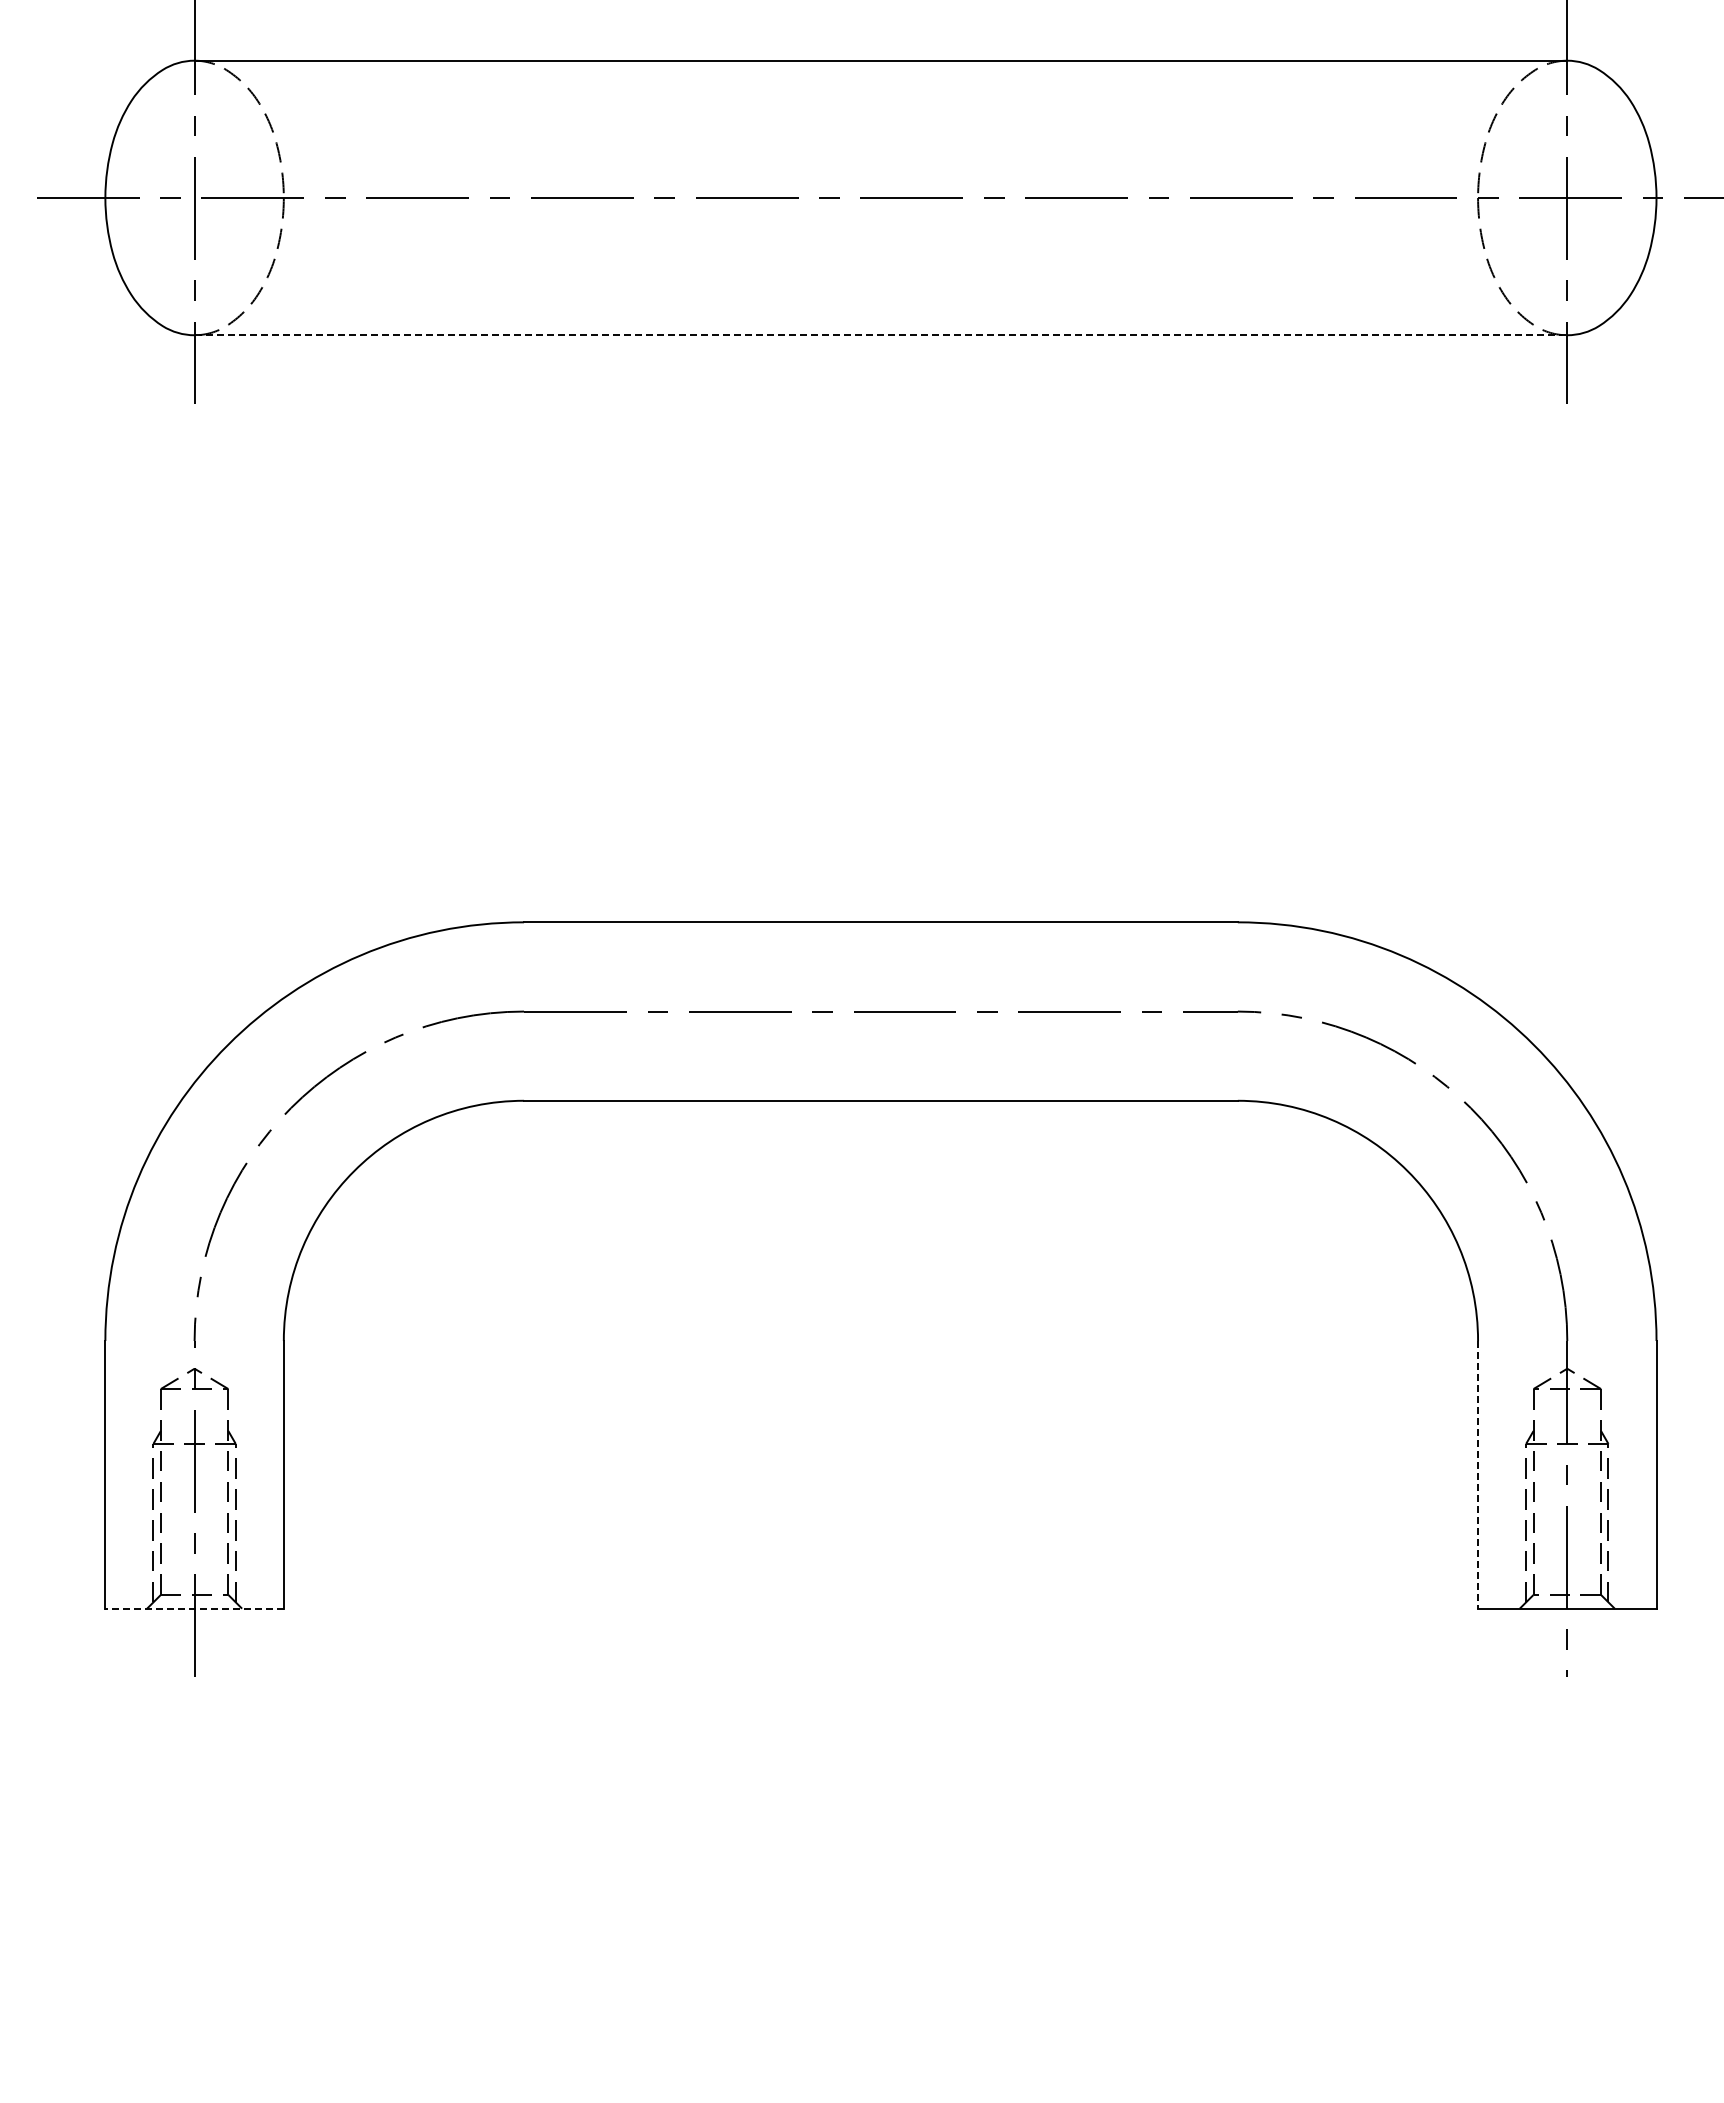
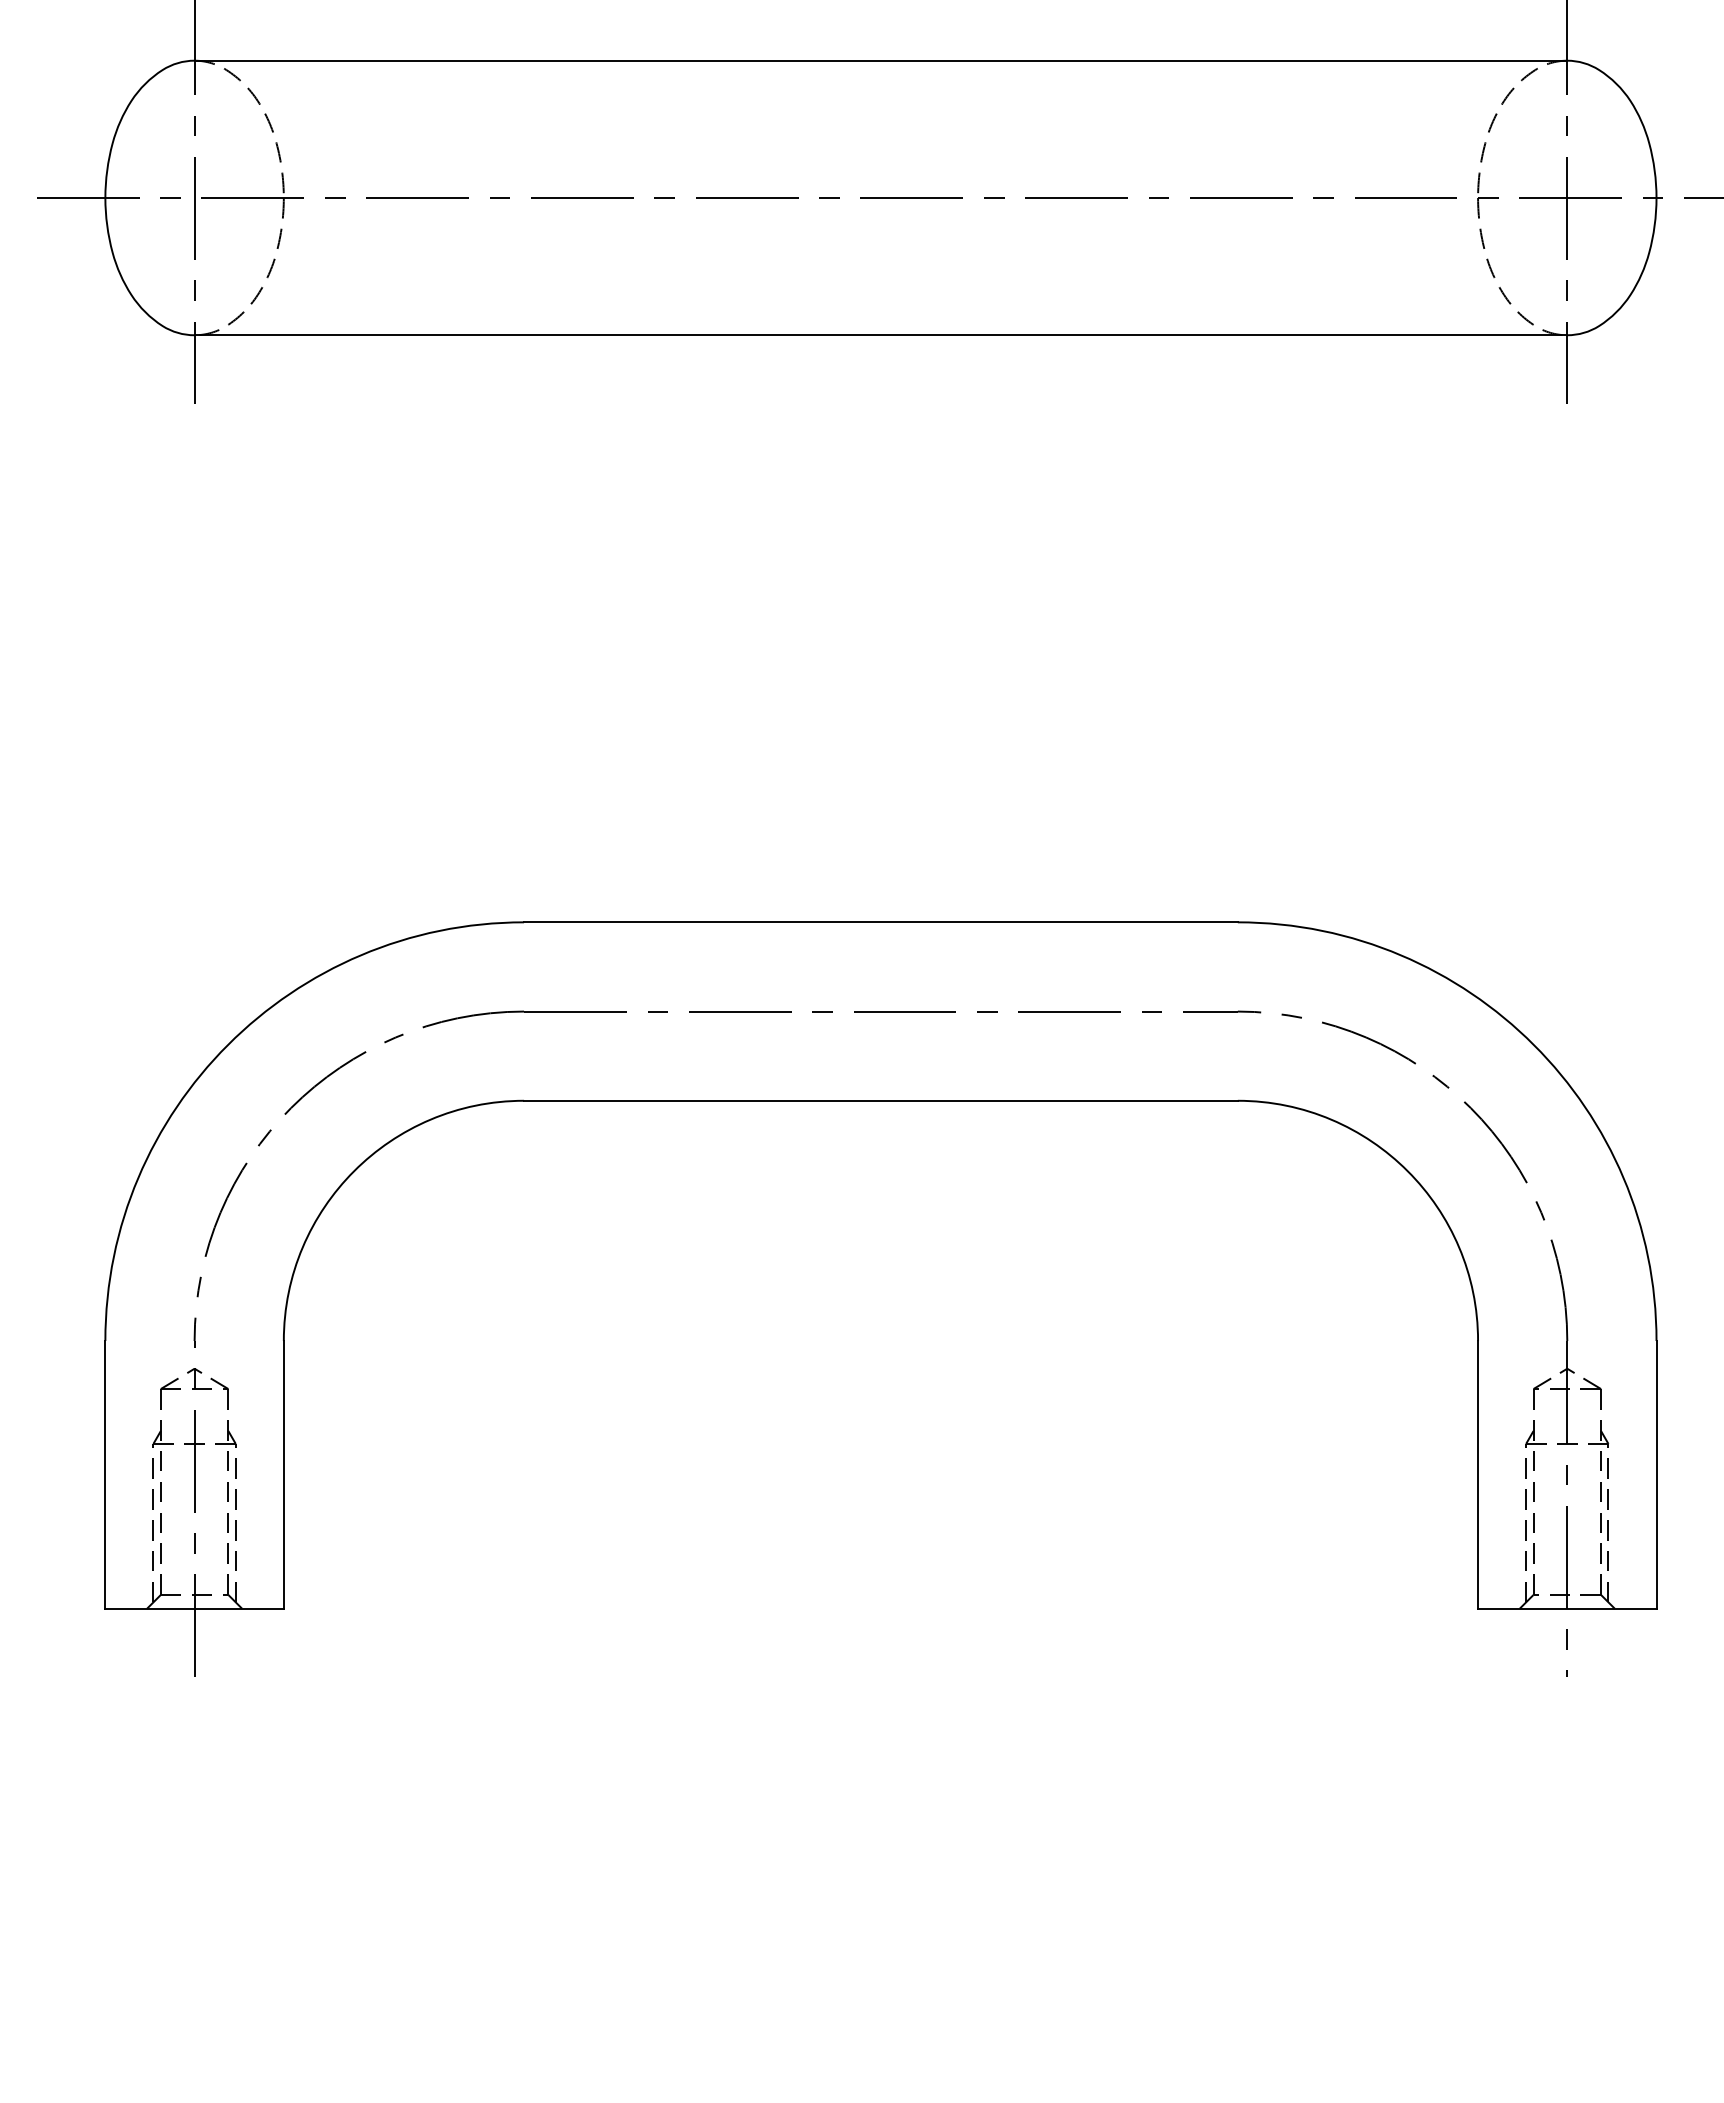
line: dashed -> solid (881, 335)
line: dashed -> solid (1478, 1474)
line: dashed -> solid (194, 1608)
